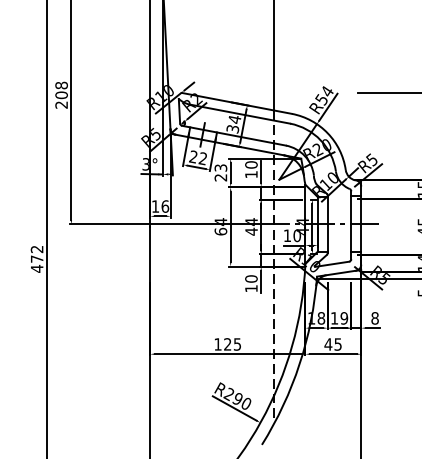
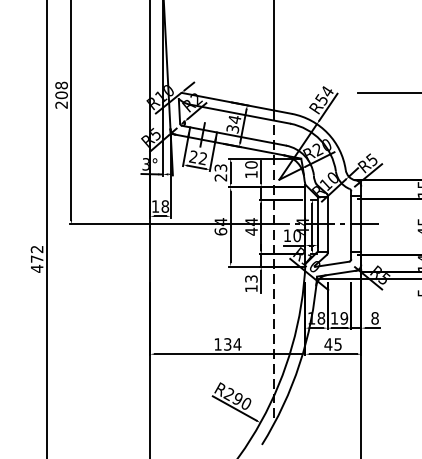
text: 16 -> 18 (165, 206)
text: 10 -> 13 (251, 278)
text: 125 -> 134 (232, 344)
